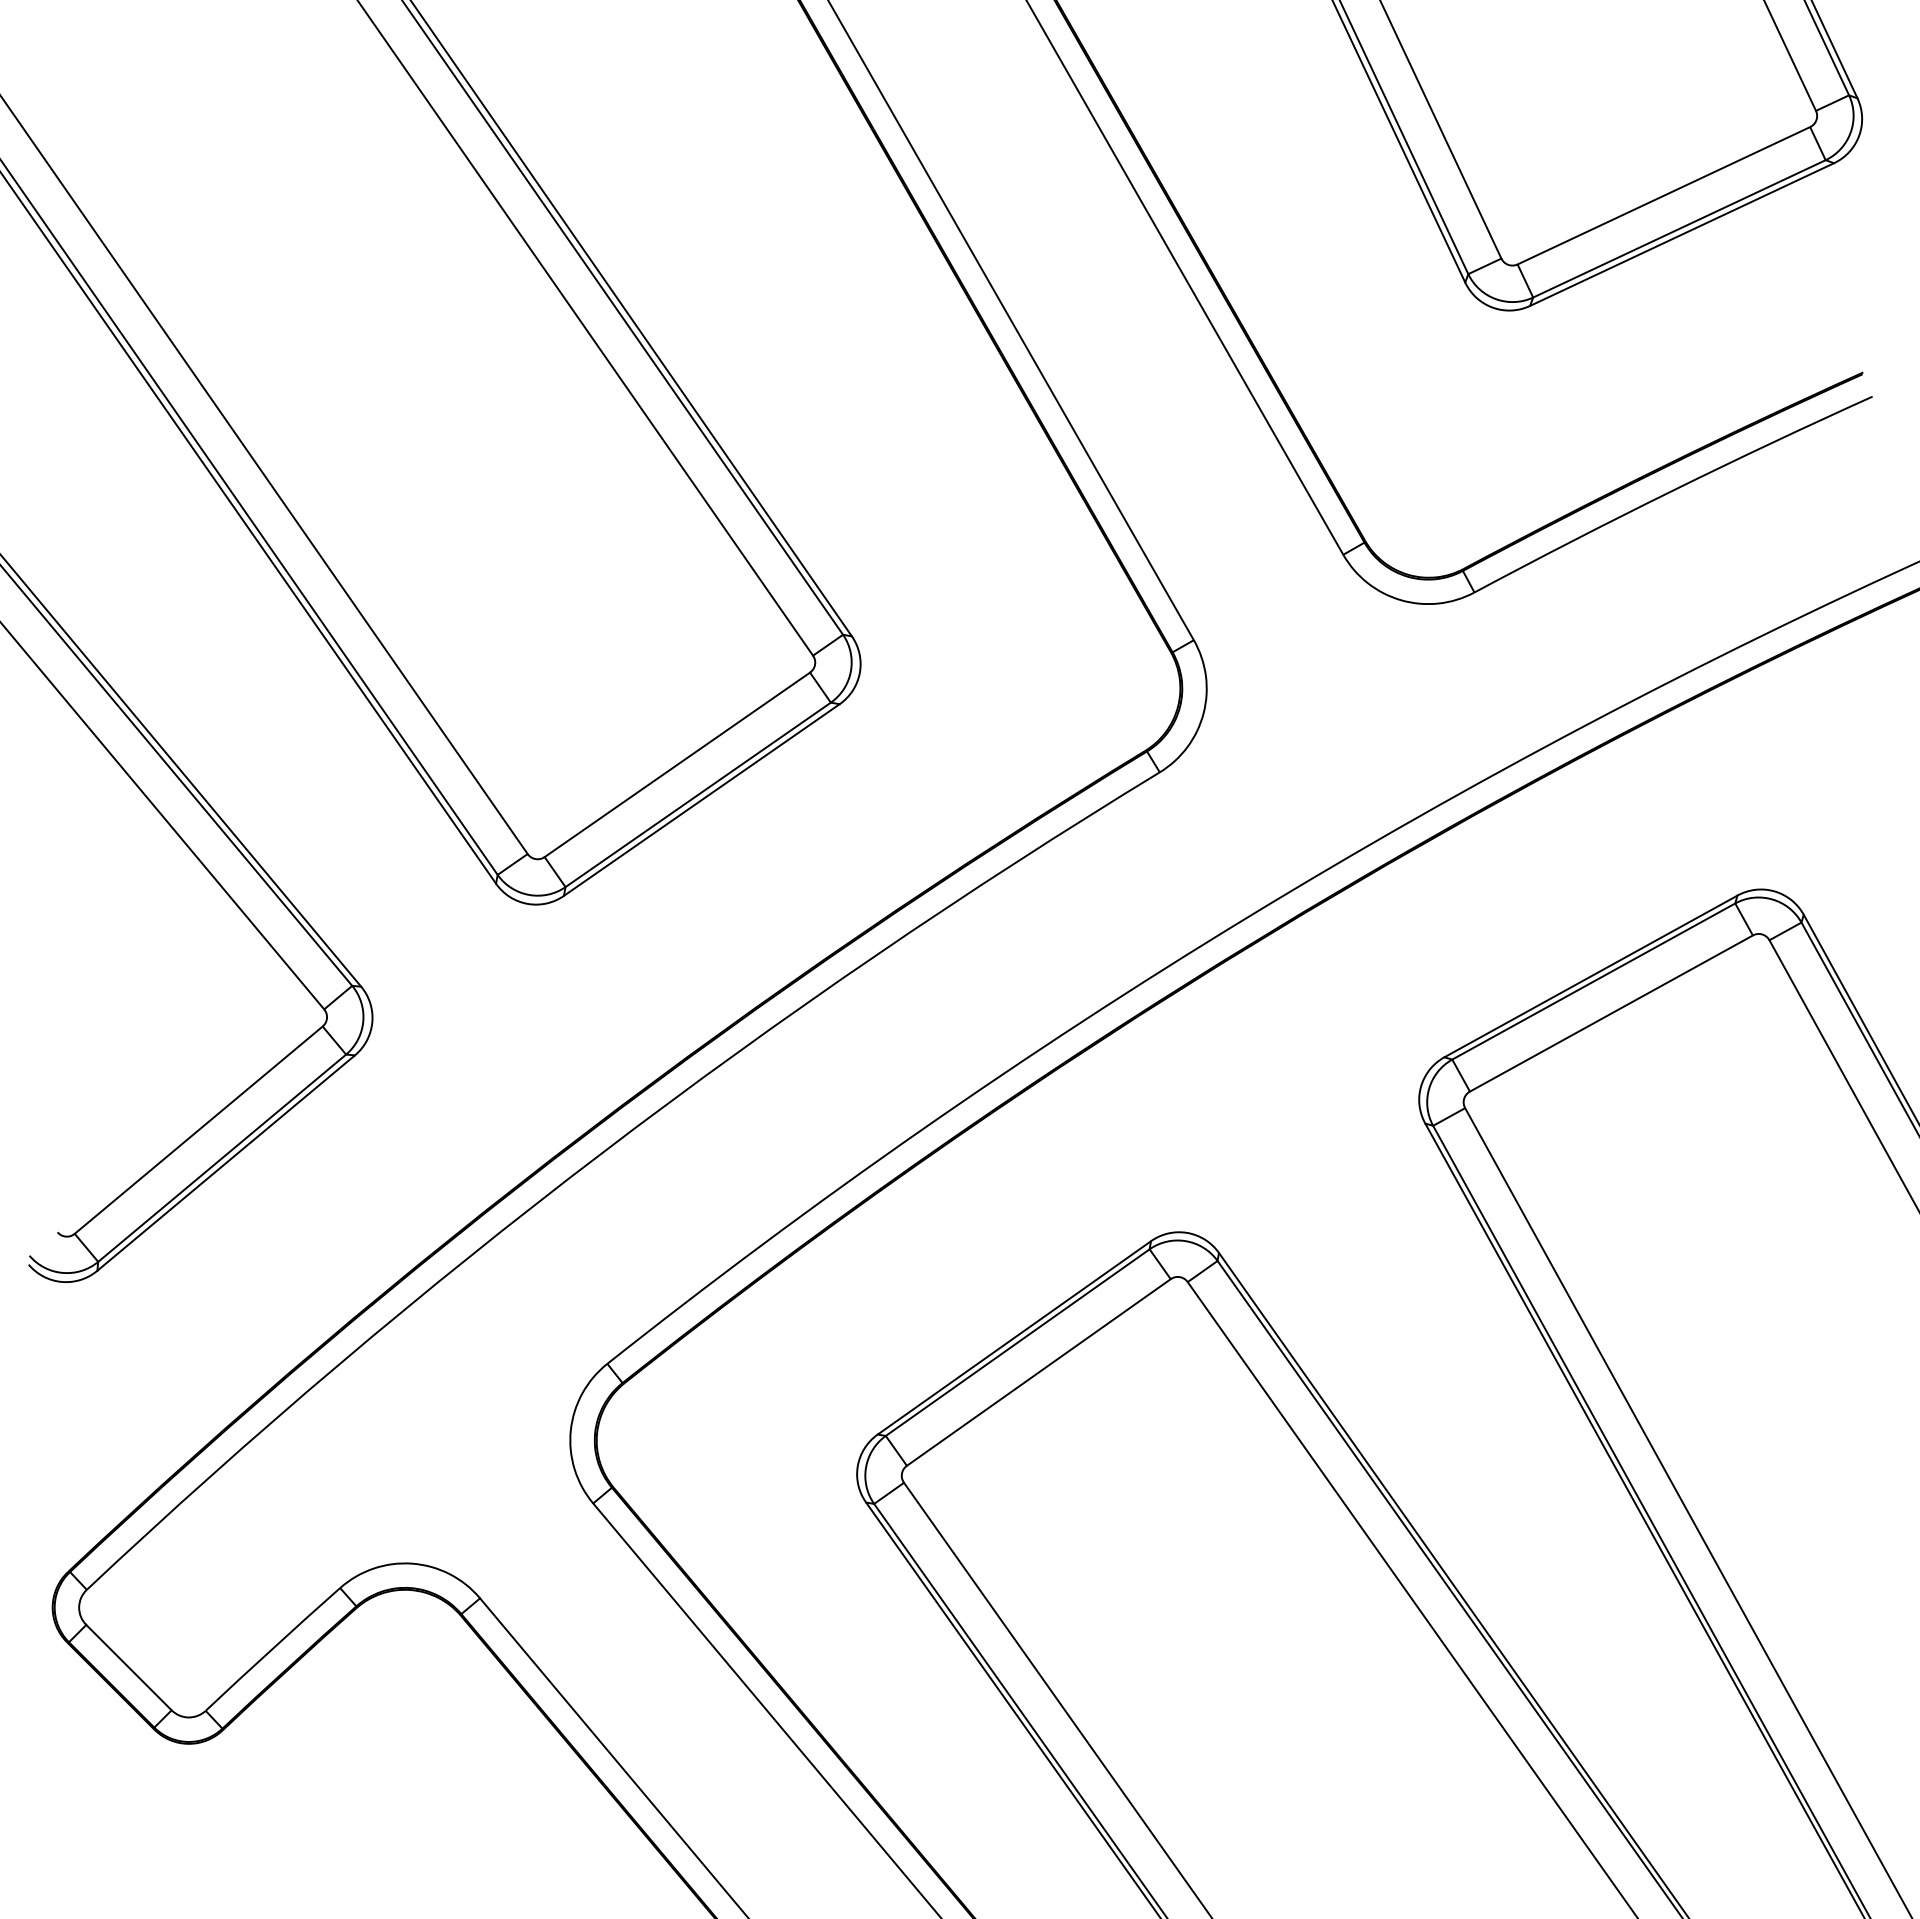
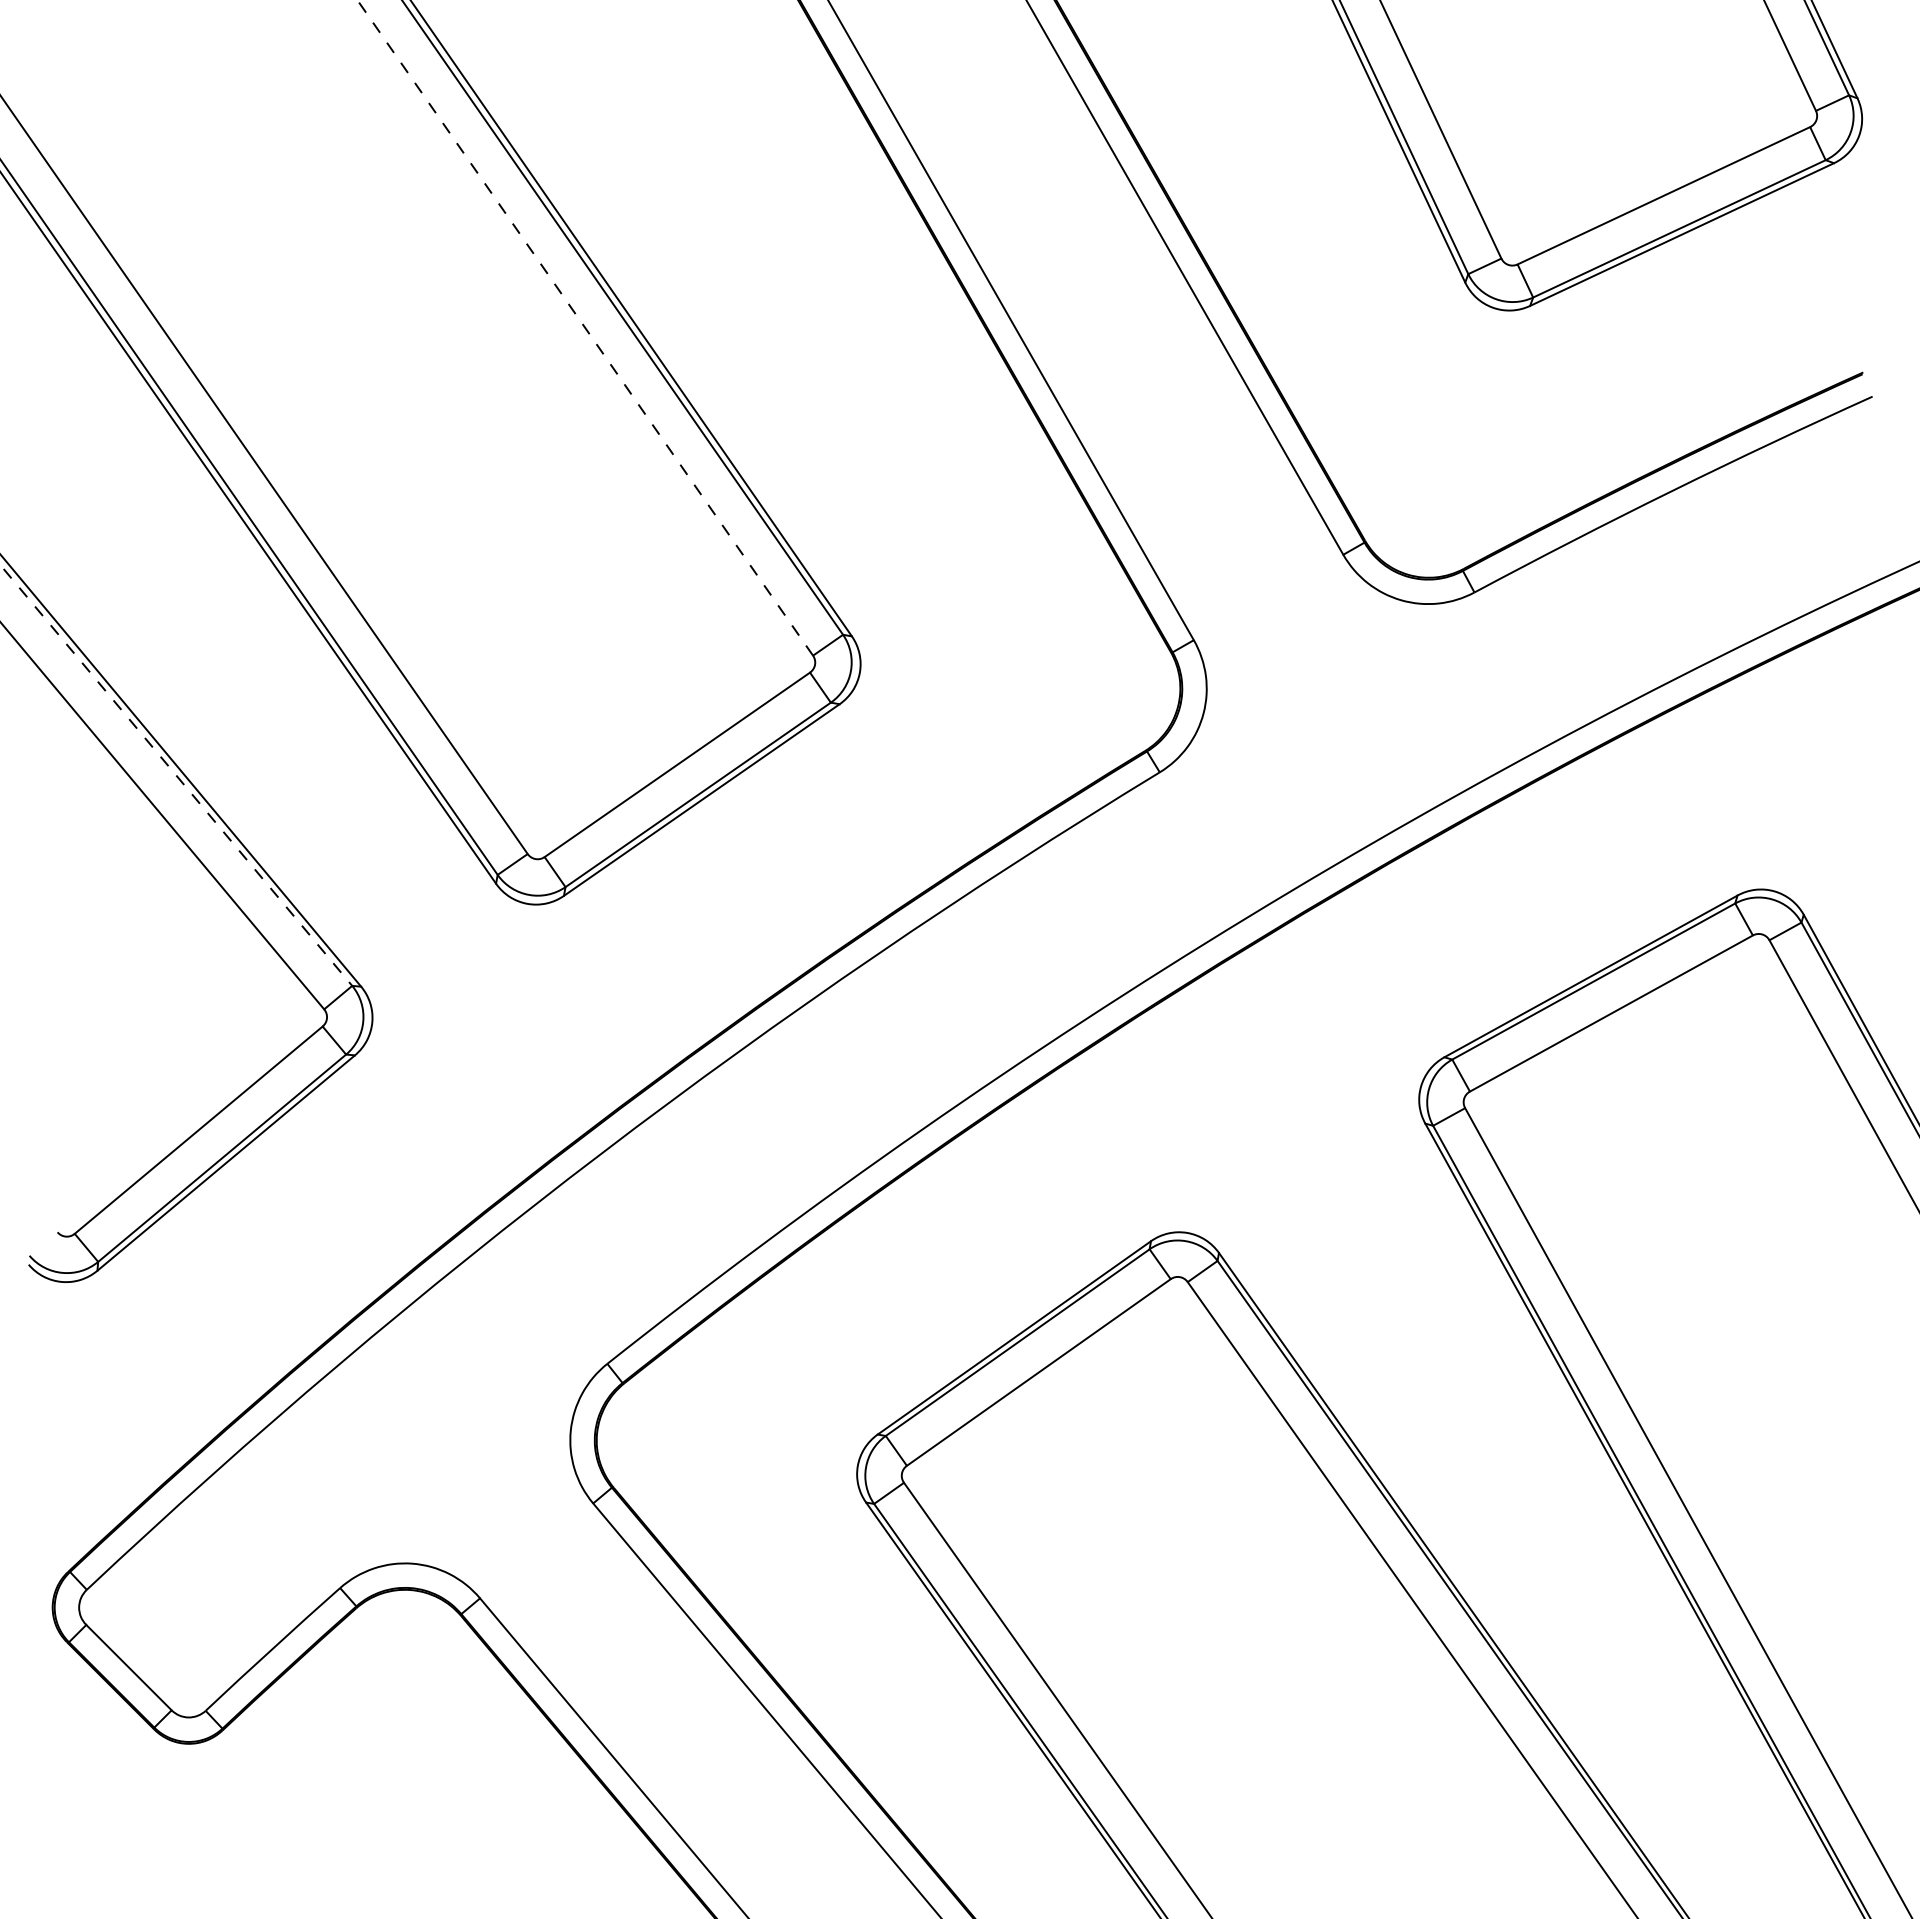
line: solid -> dashed (584, 327)
line: solid -> dashed (176, 775)
